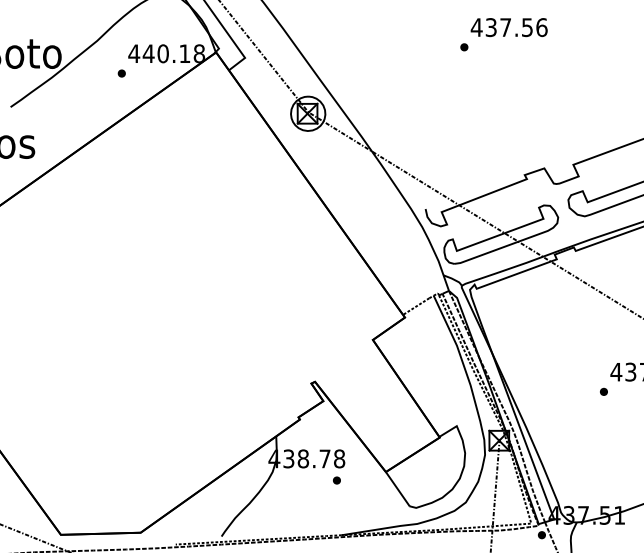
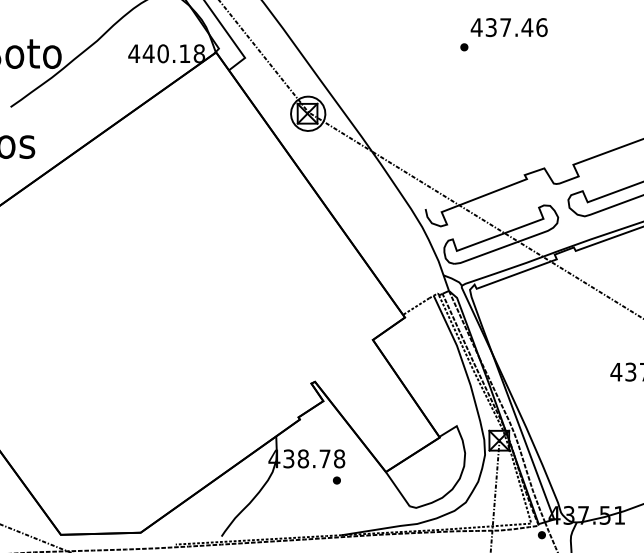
text: 437.56 -> 437.46 (527, 27)
part: present -> none (121, 73)
part: present -> none (603, 391)
